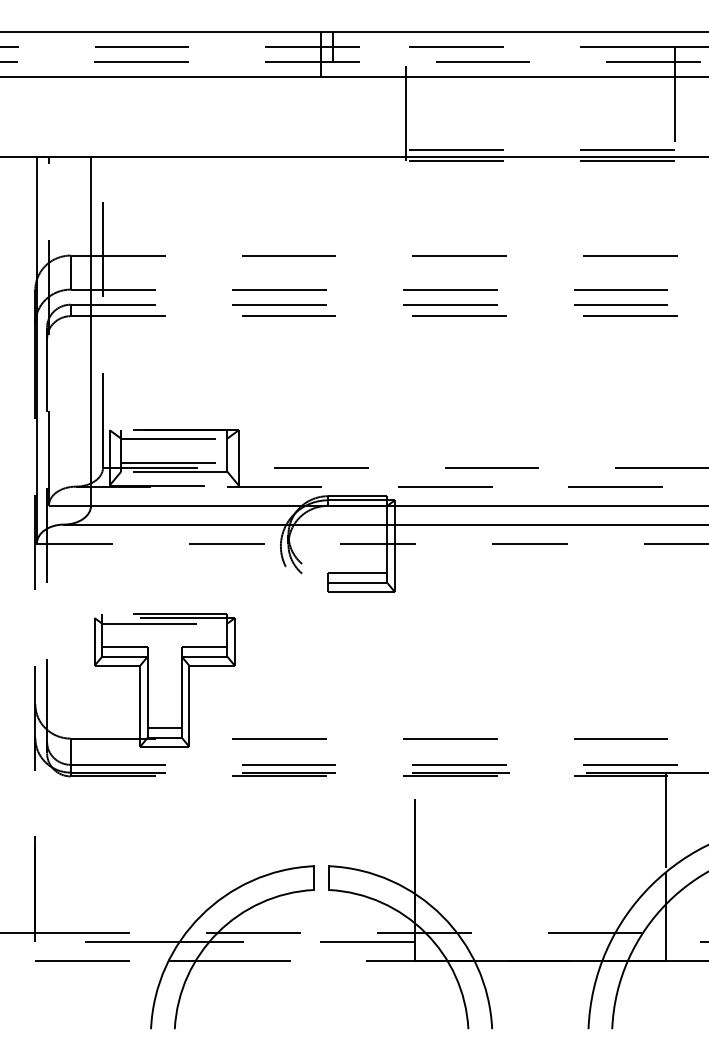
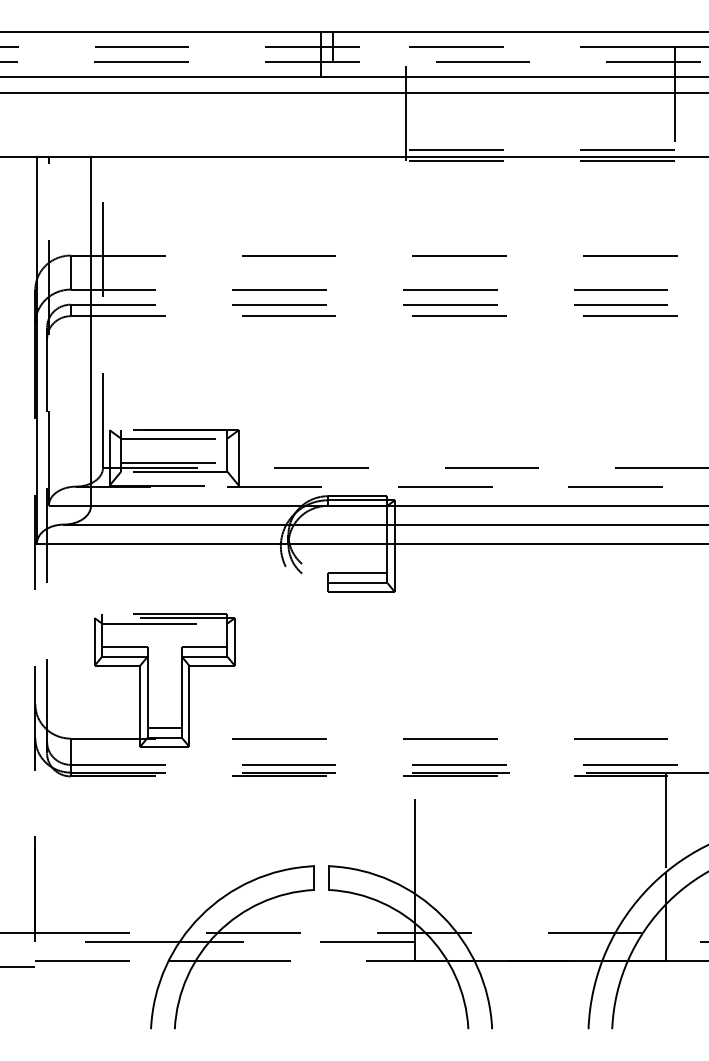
line: none -> present (353, 92)
line: dashed -> solid (372, 543)
line: none -> present (18, 967)
